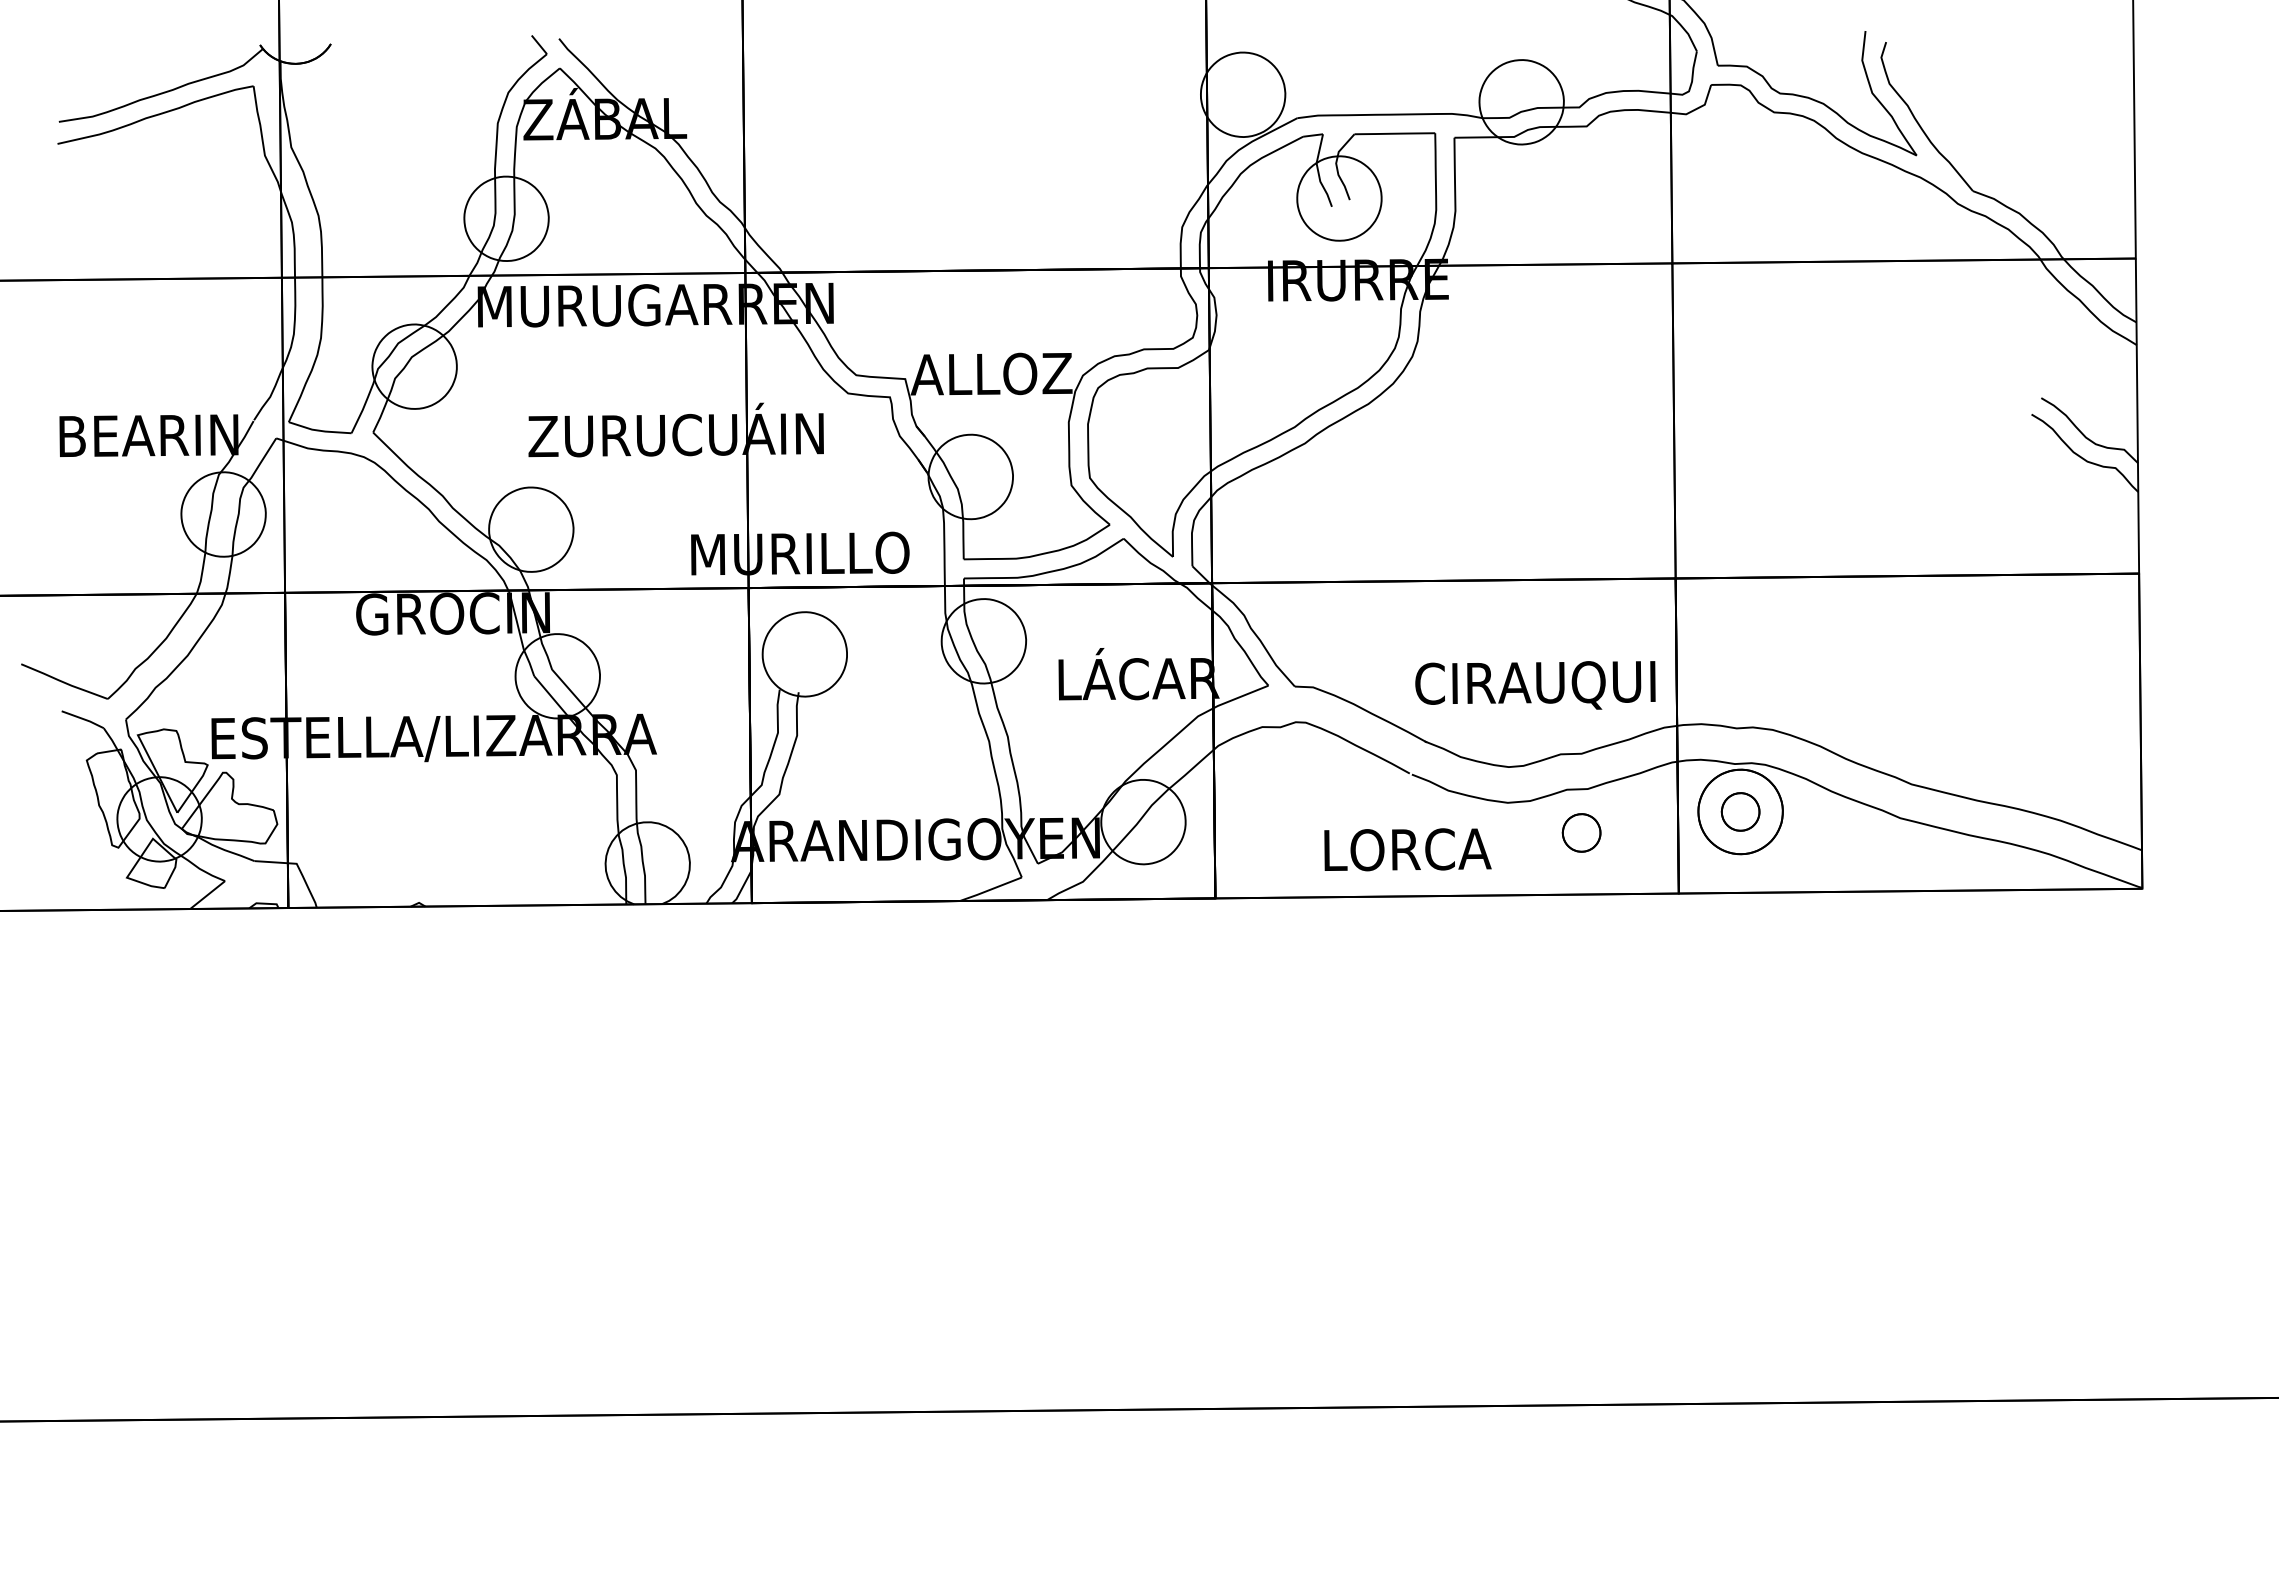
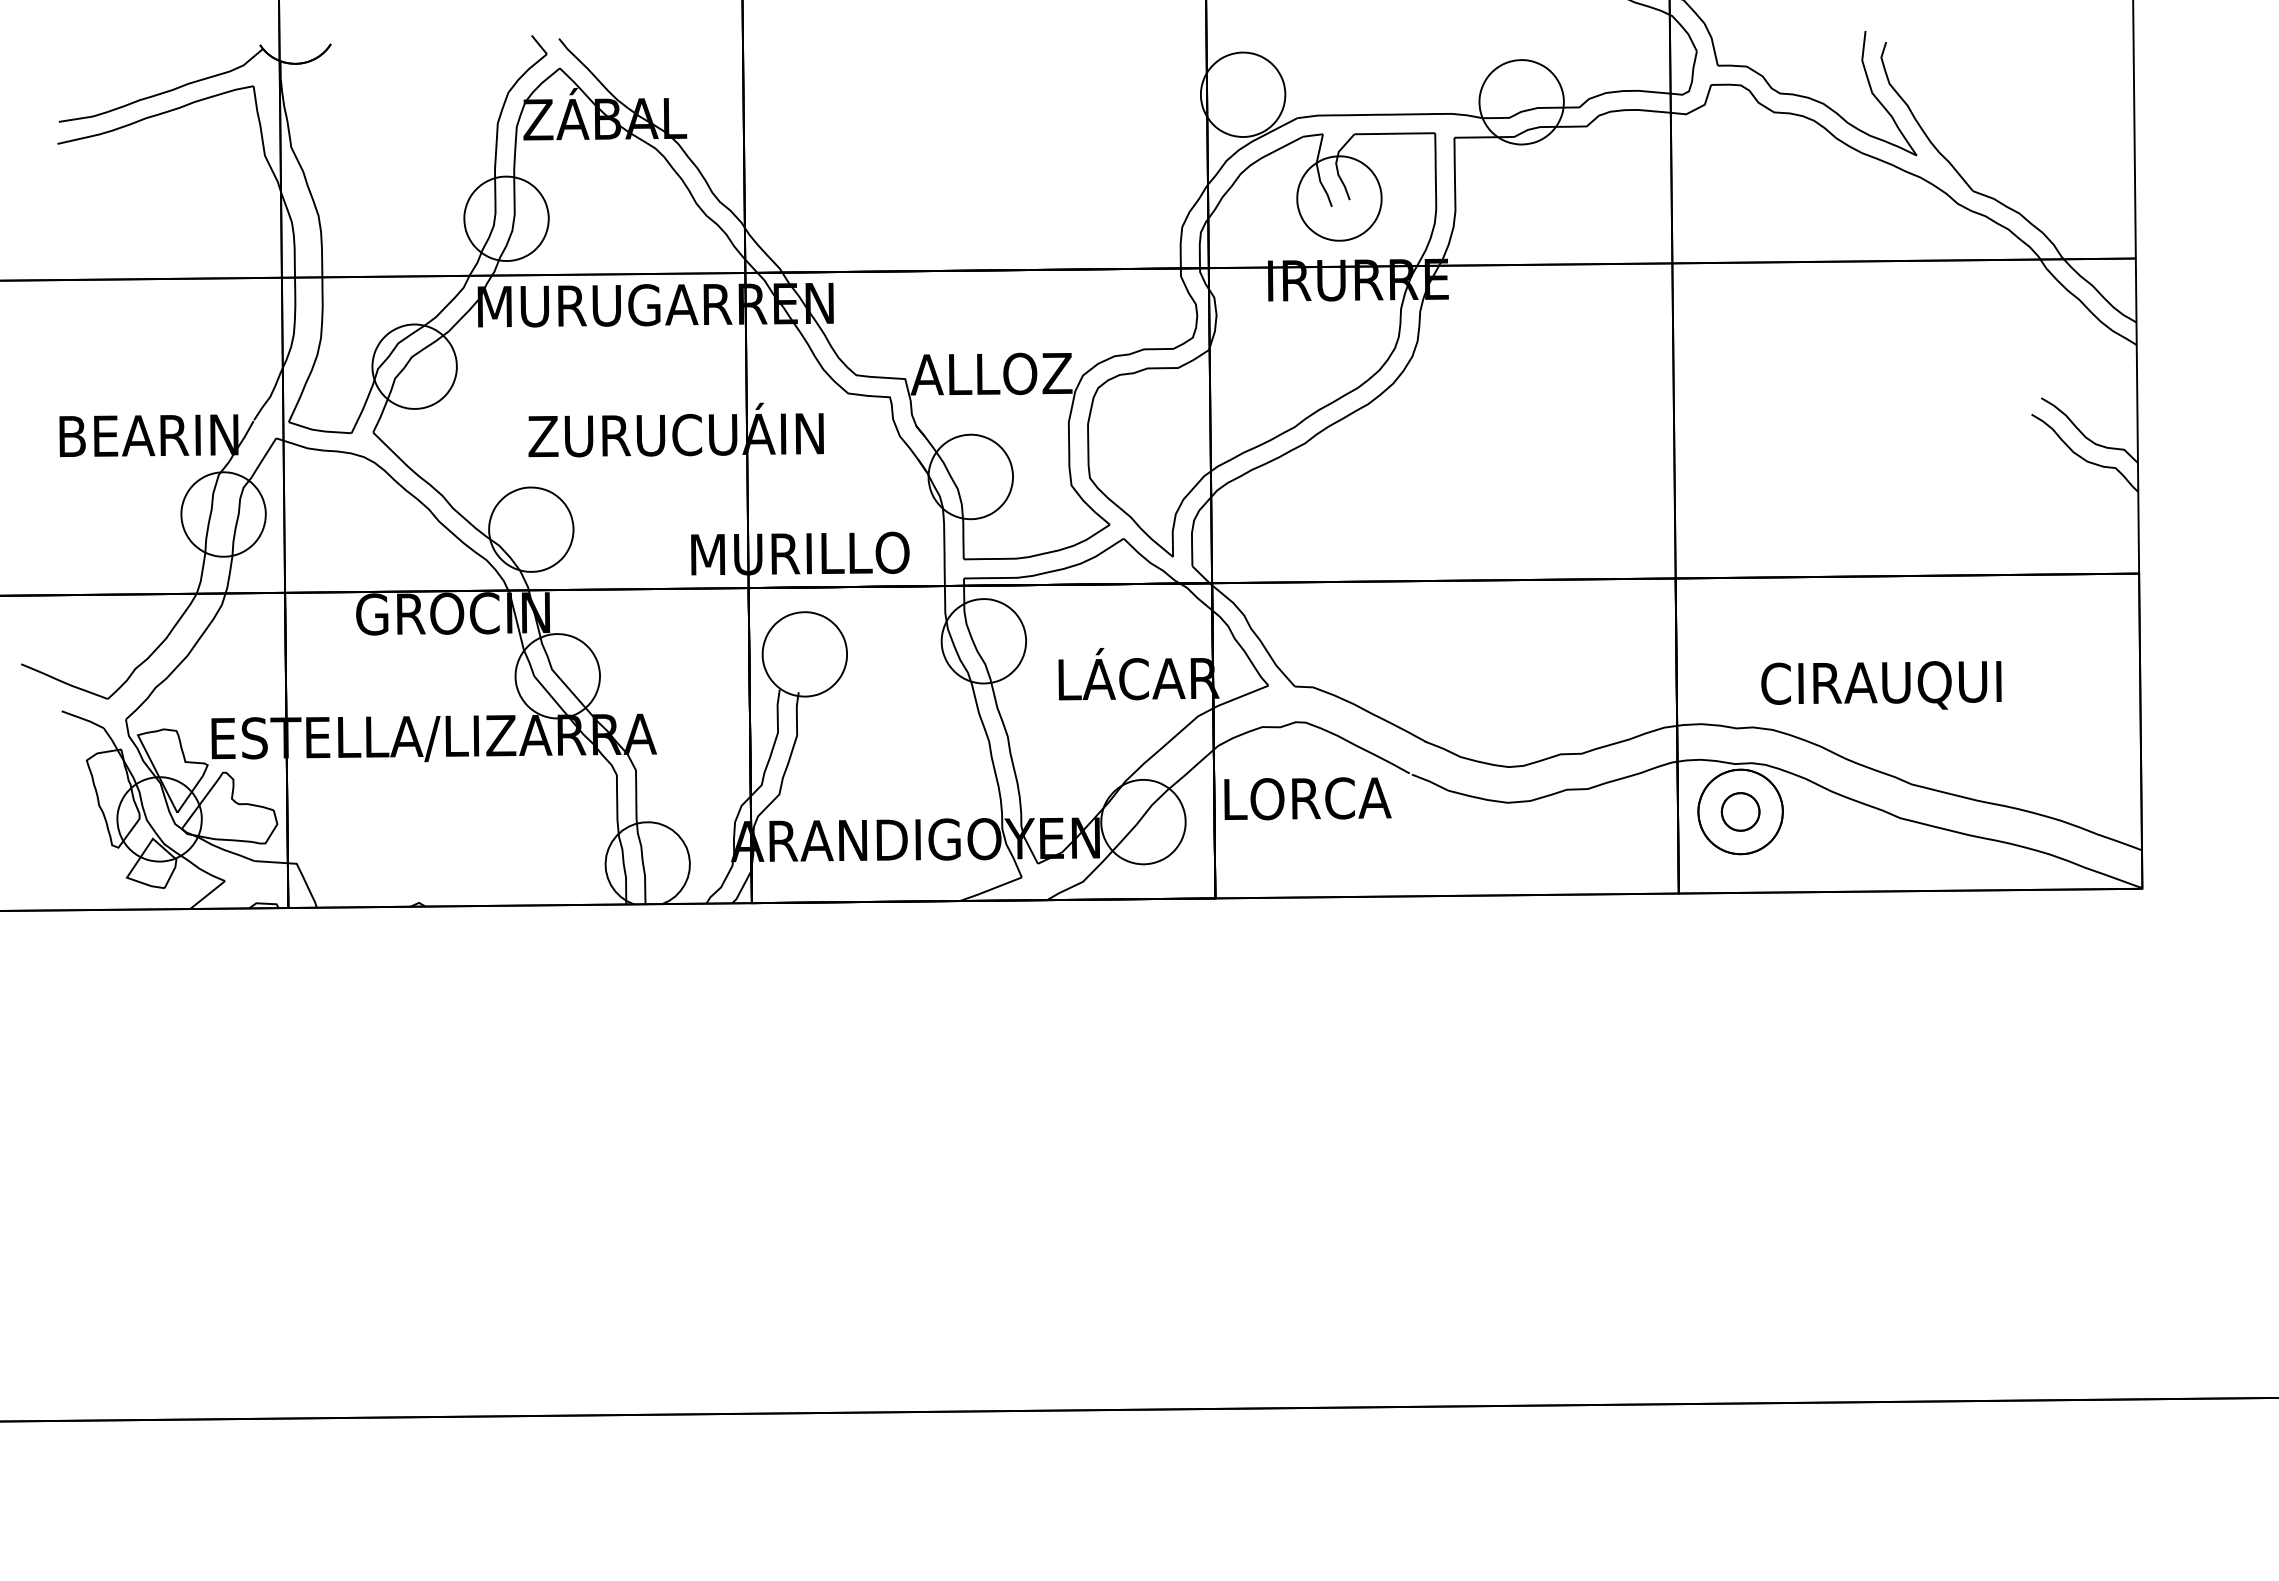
text position: (1535, 685) -> (1881, 685) (1881, 685)
part: present -> none (1581, 832)
text position: (1407, 849) -> (1307, 798) (1307, 798)
